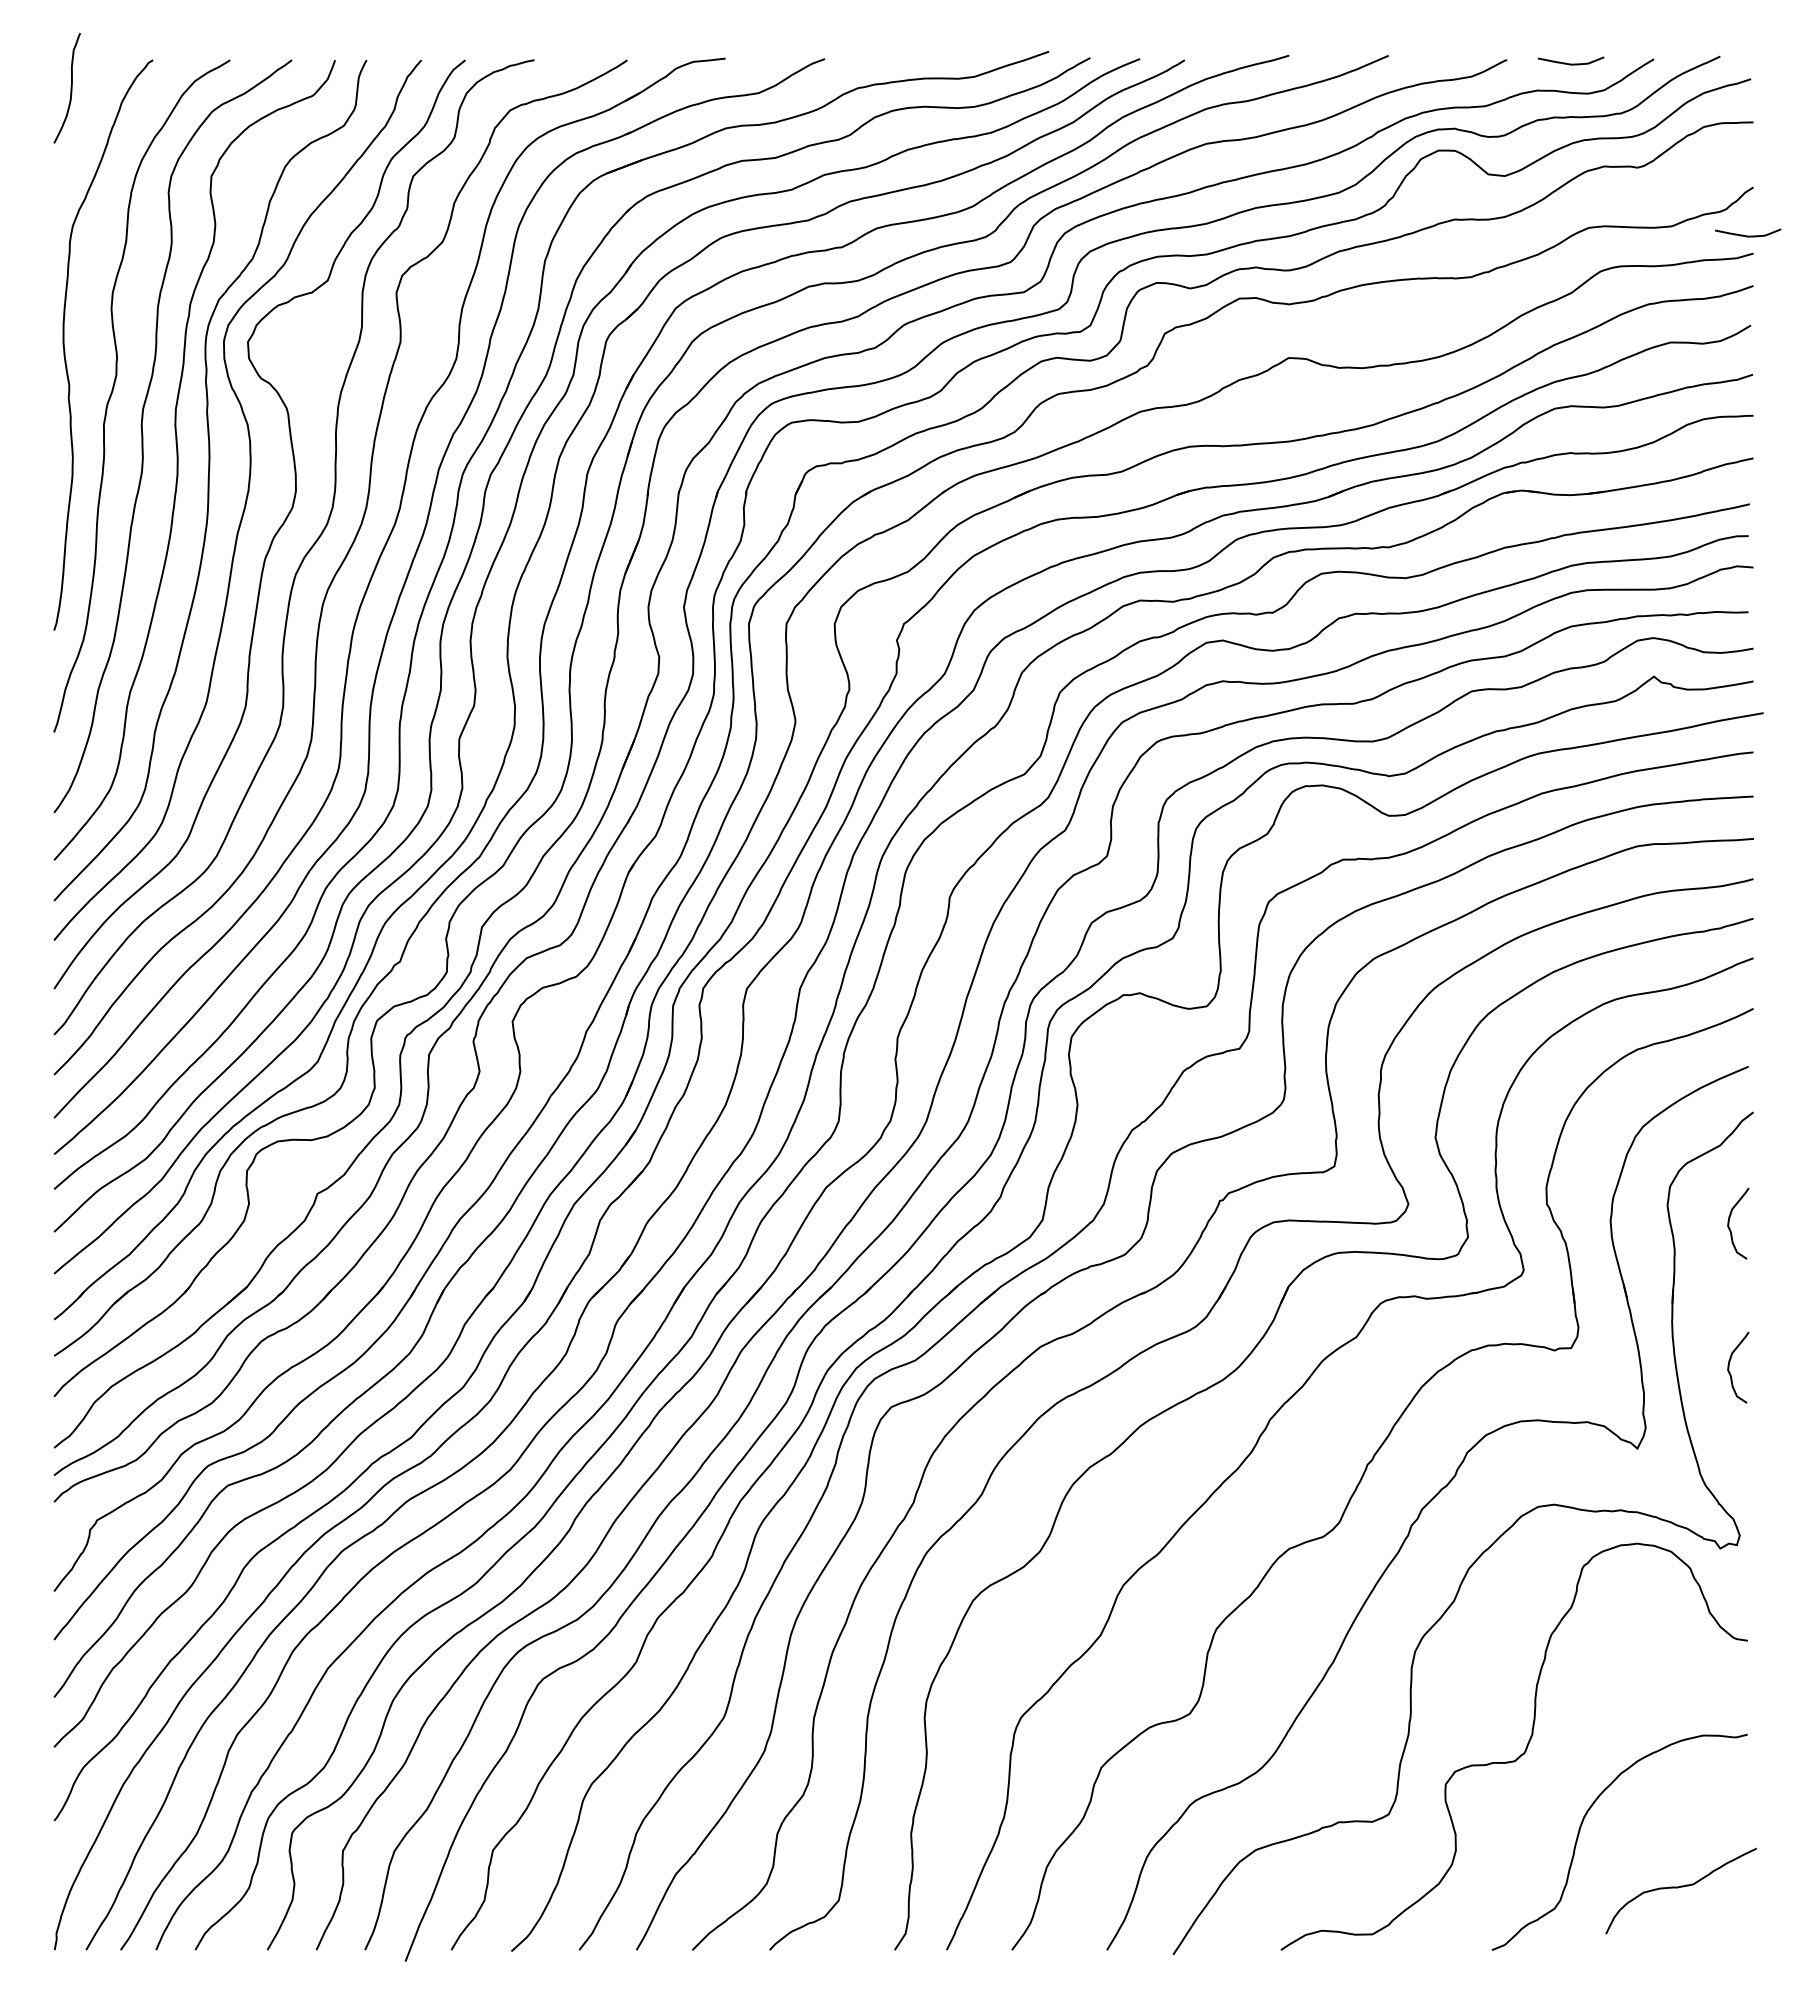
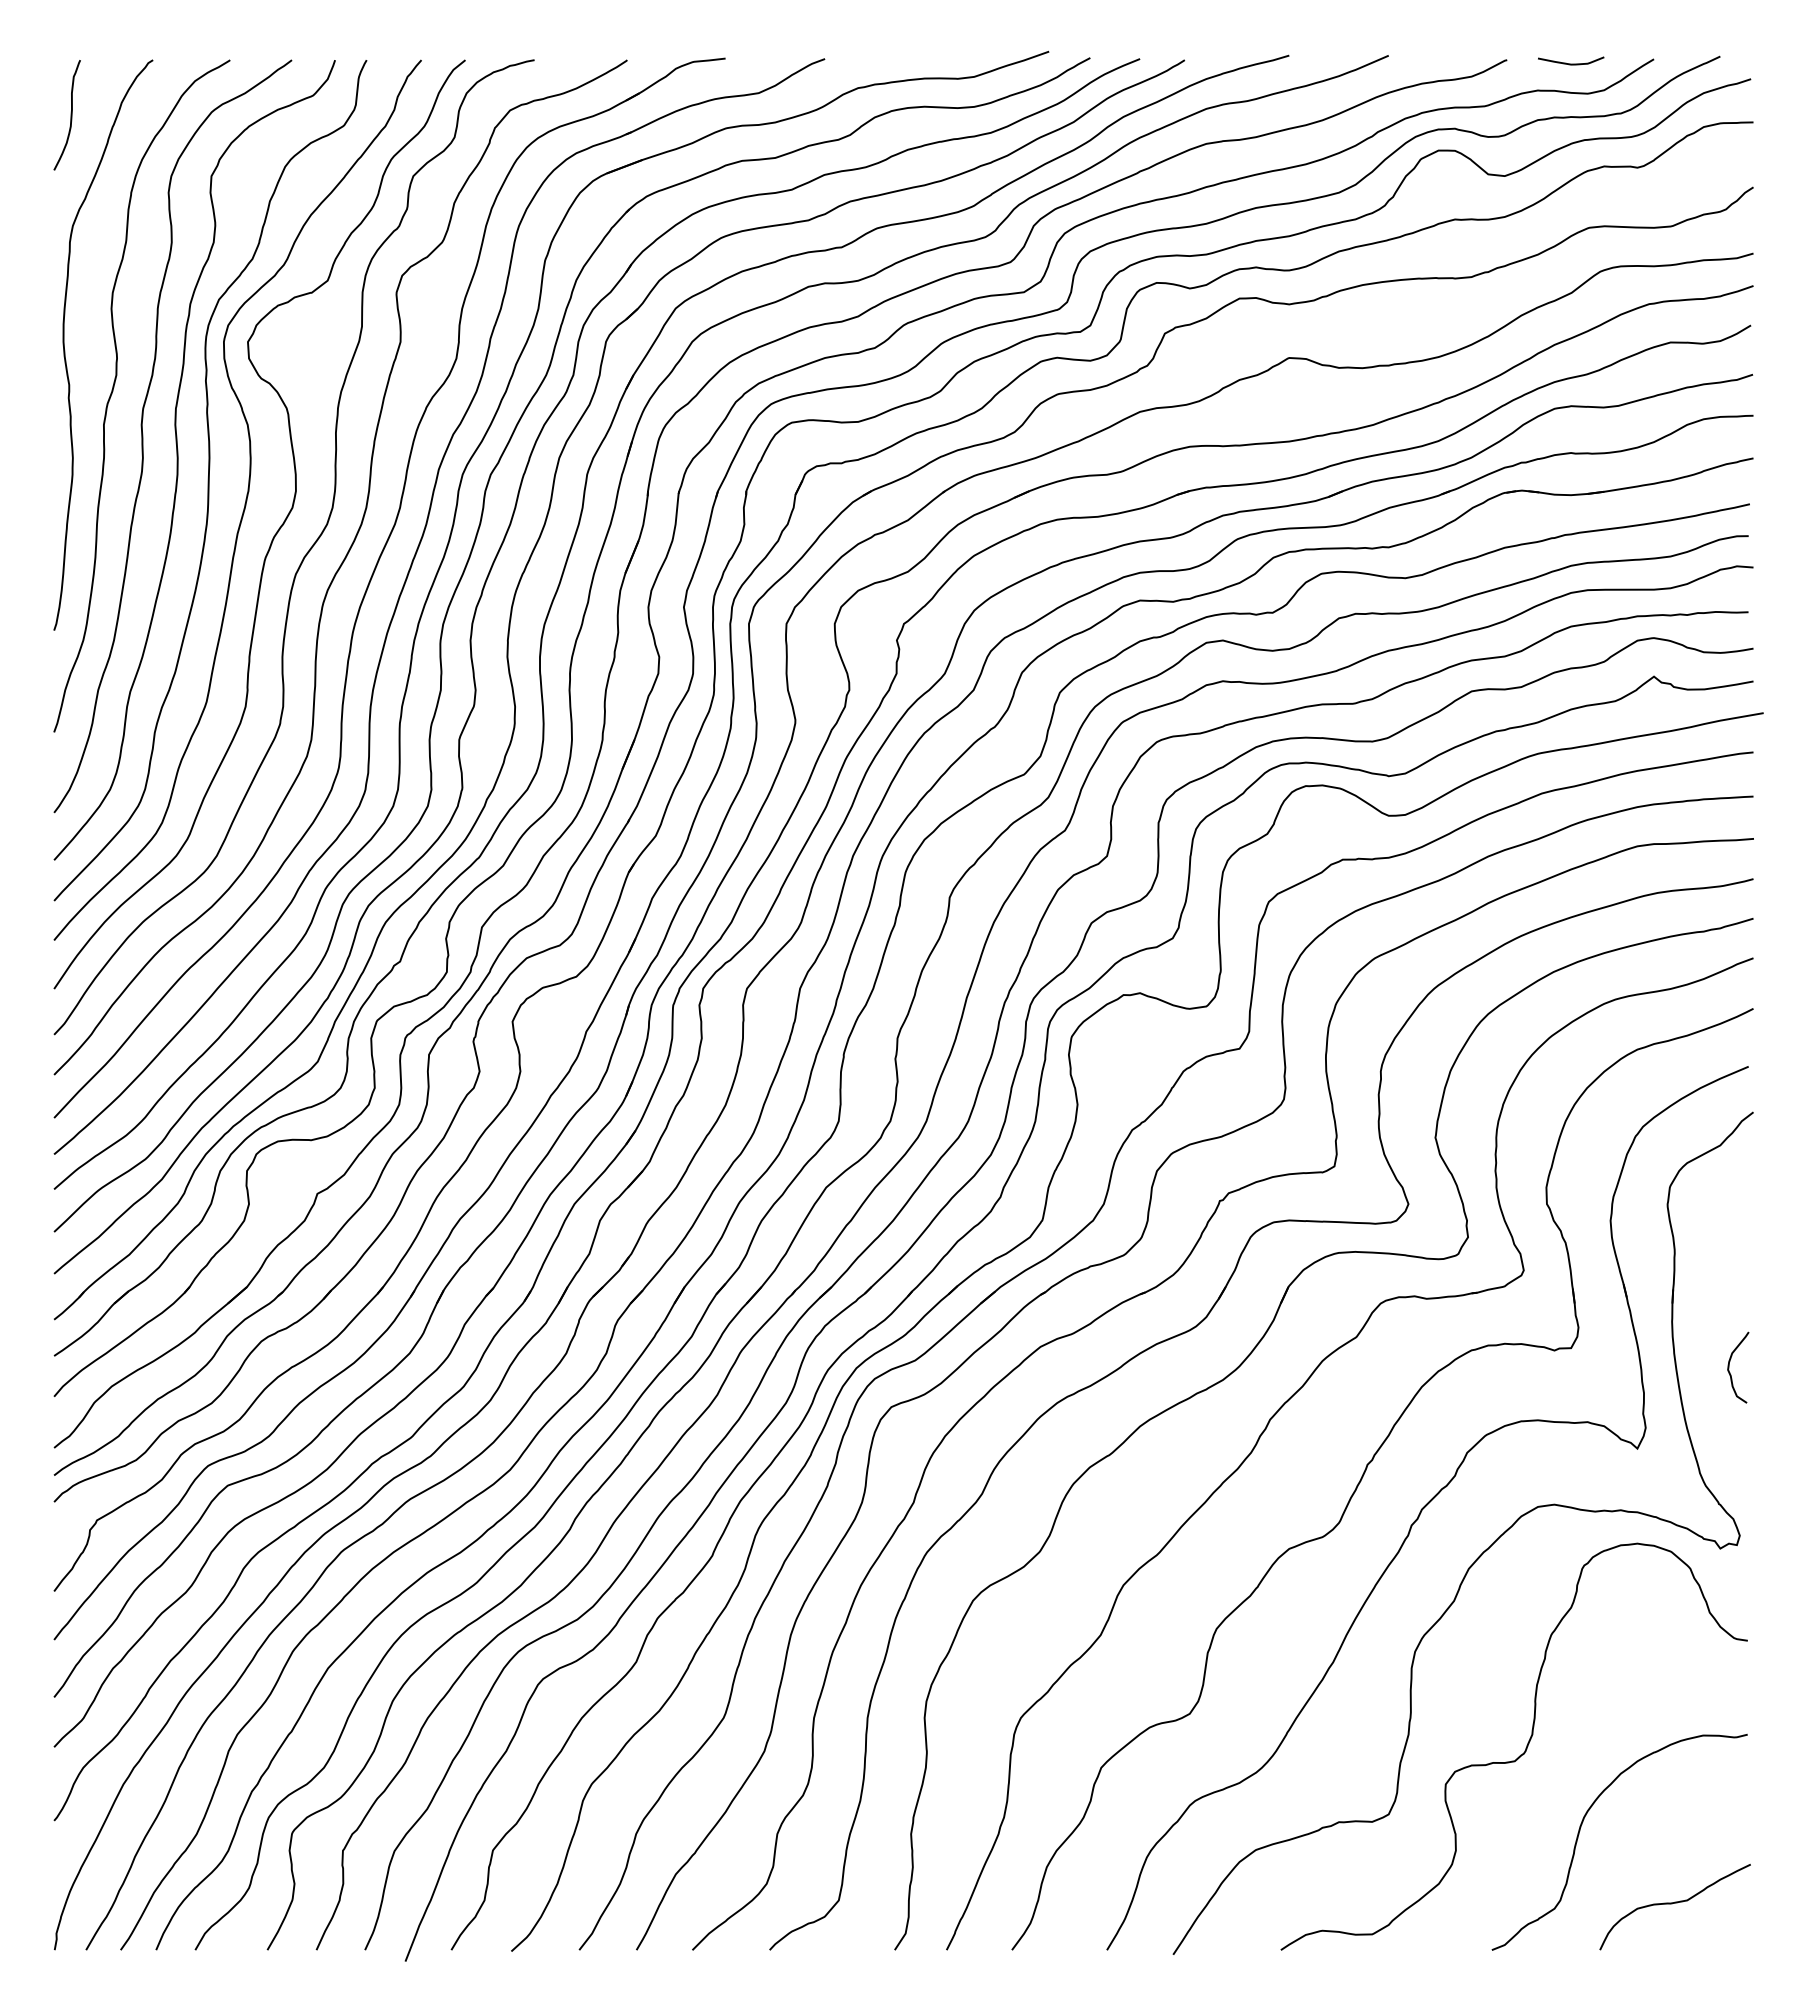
curve position: (70, 88) -> (70, 115) (70, 115)
curve: present -> none (1748, 235)
curve: present -> none (1729, 1223)
curve position: (1678, 1888) -> (1672, 1904) (1672, 1904)
